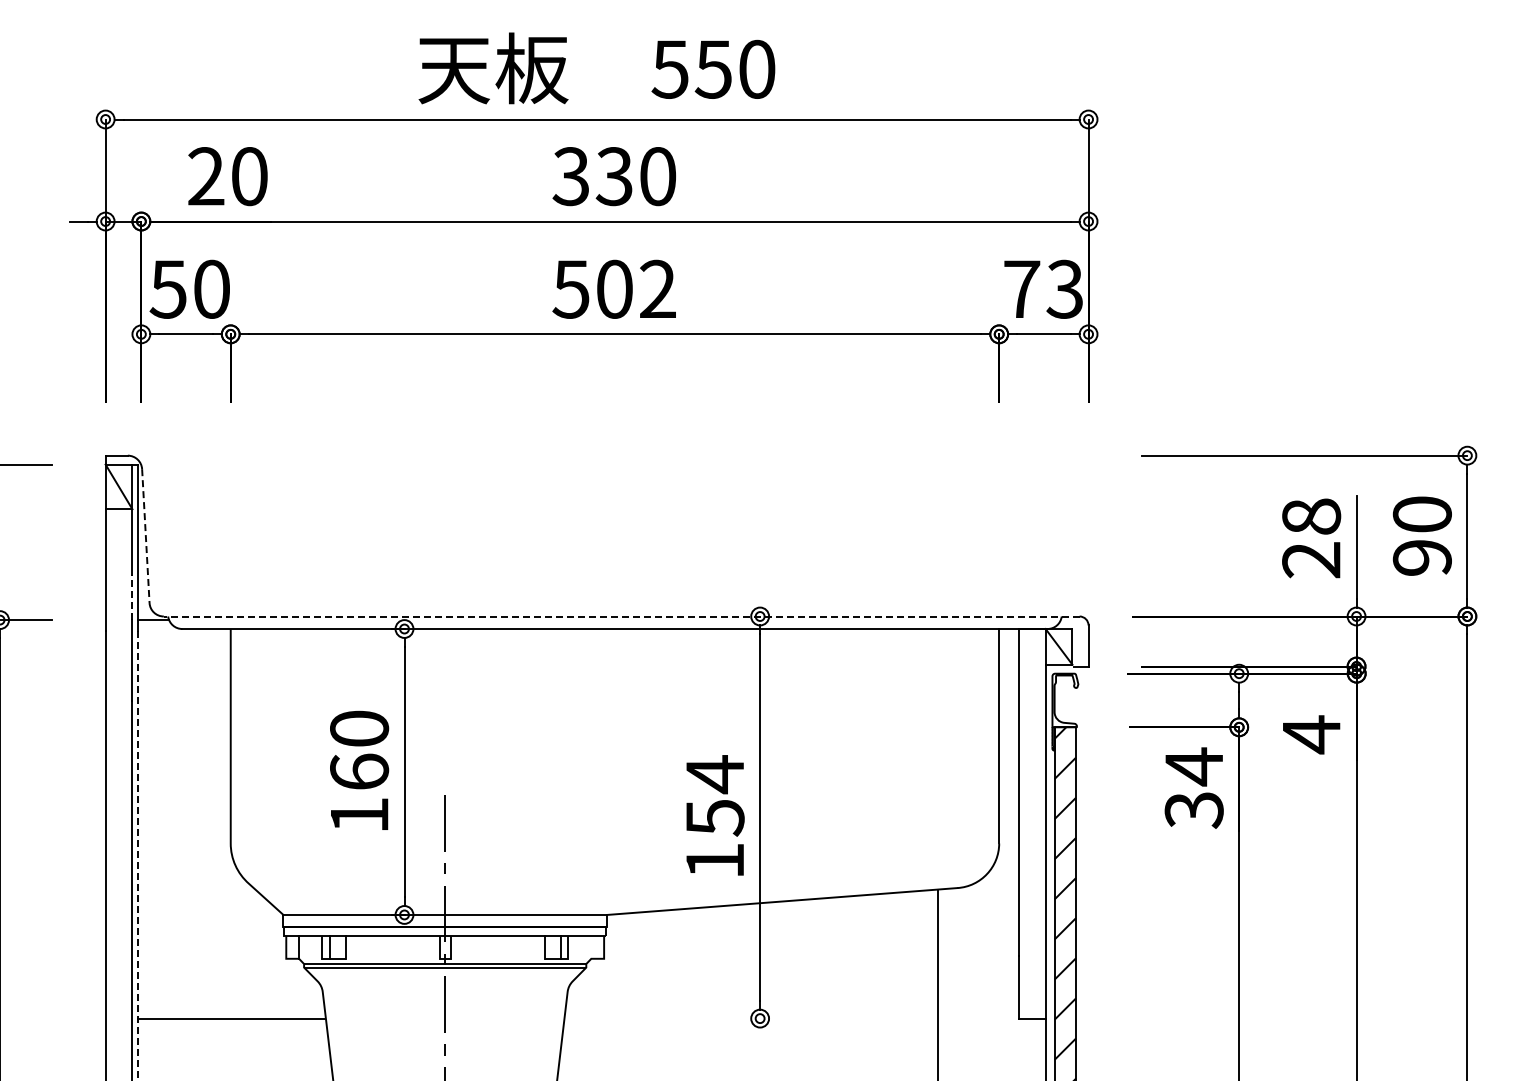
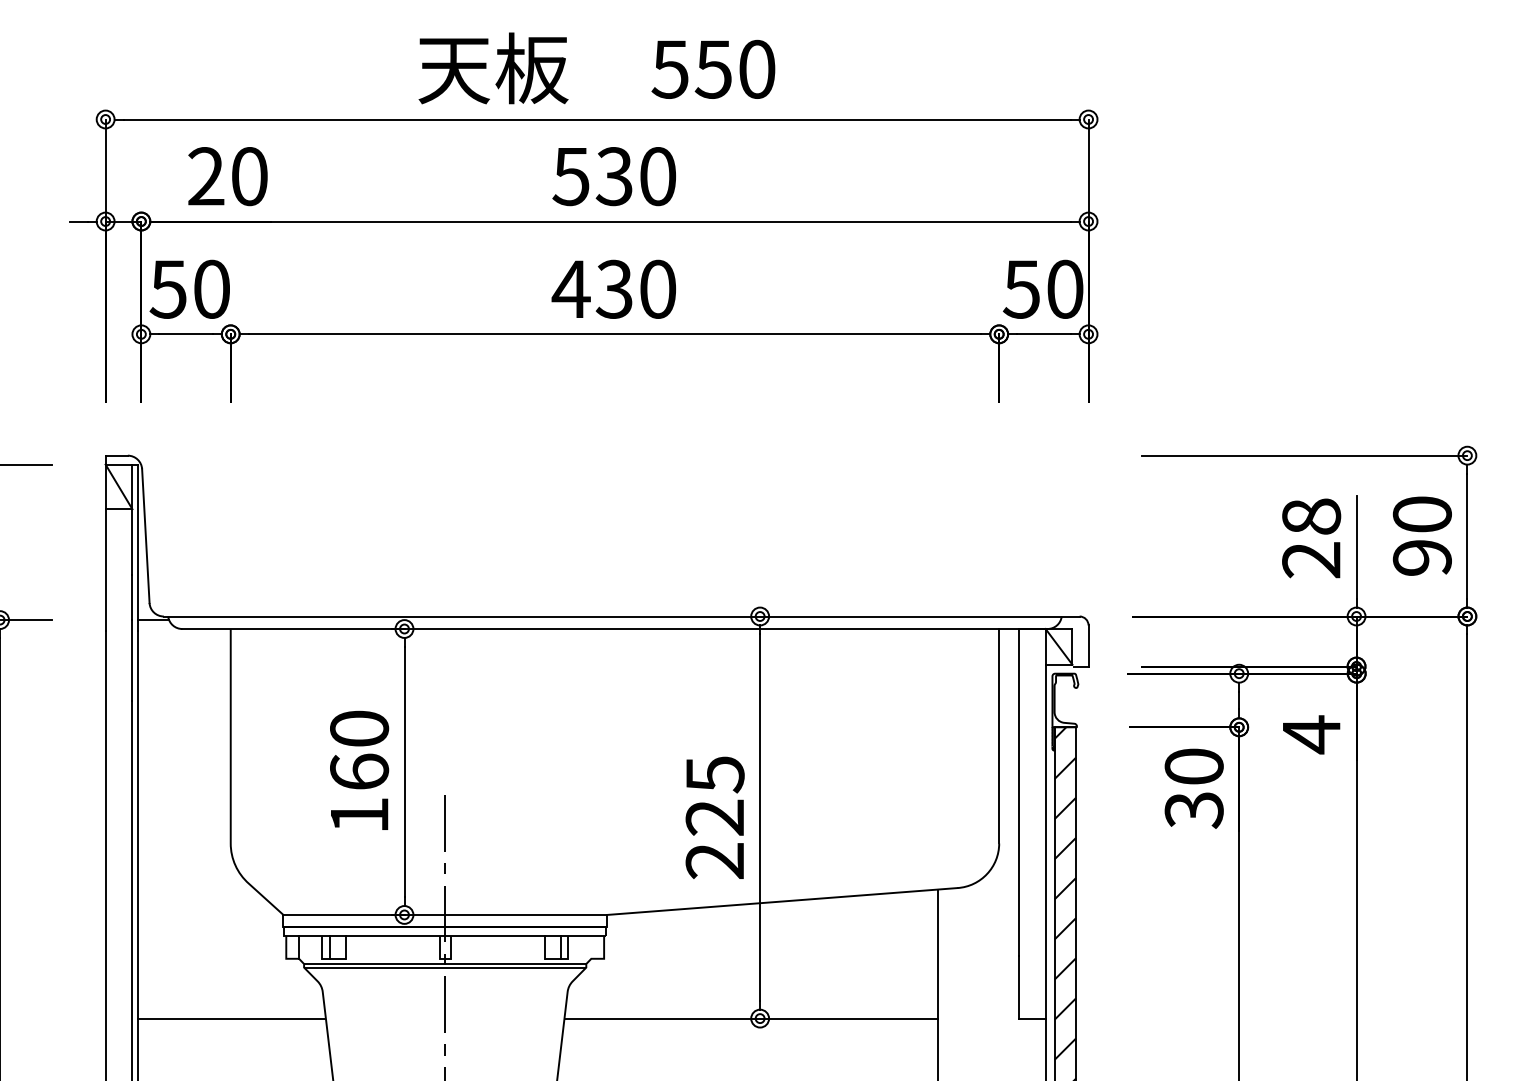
text: 330 -> 530 (570, 176)
text: 502 -> 430 (613, 288)
text: 73 -> 50 (1042, 288)
line: dashed -> solid (145, 536)
line: dashed -> solid (132, 597)
line: dashed -> solid (621, 616)
text: 34 -> 30 (1193, 766)
text: 154 -> 225 (714, 817)
line: dashed -> solid (137, 855)
line: none -> present (751, 1018)
